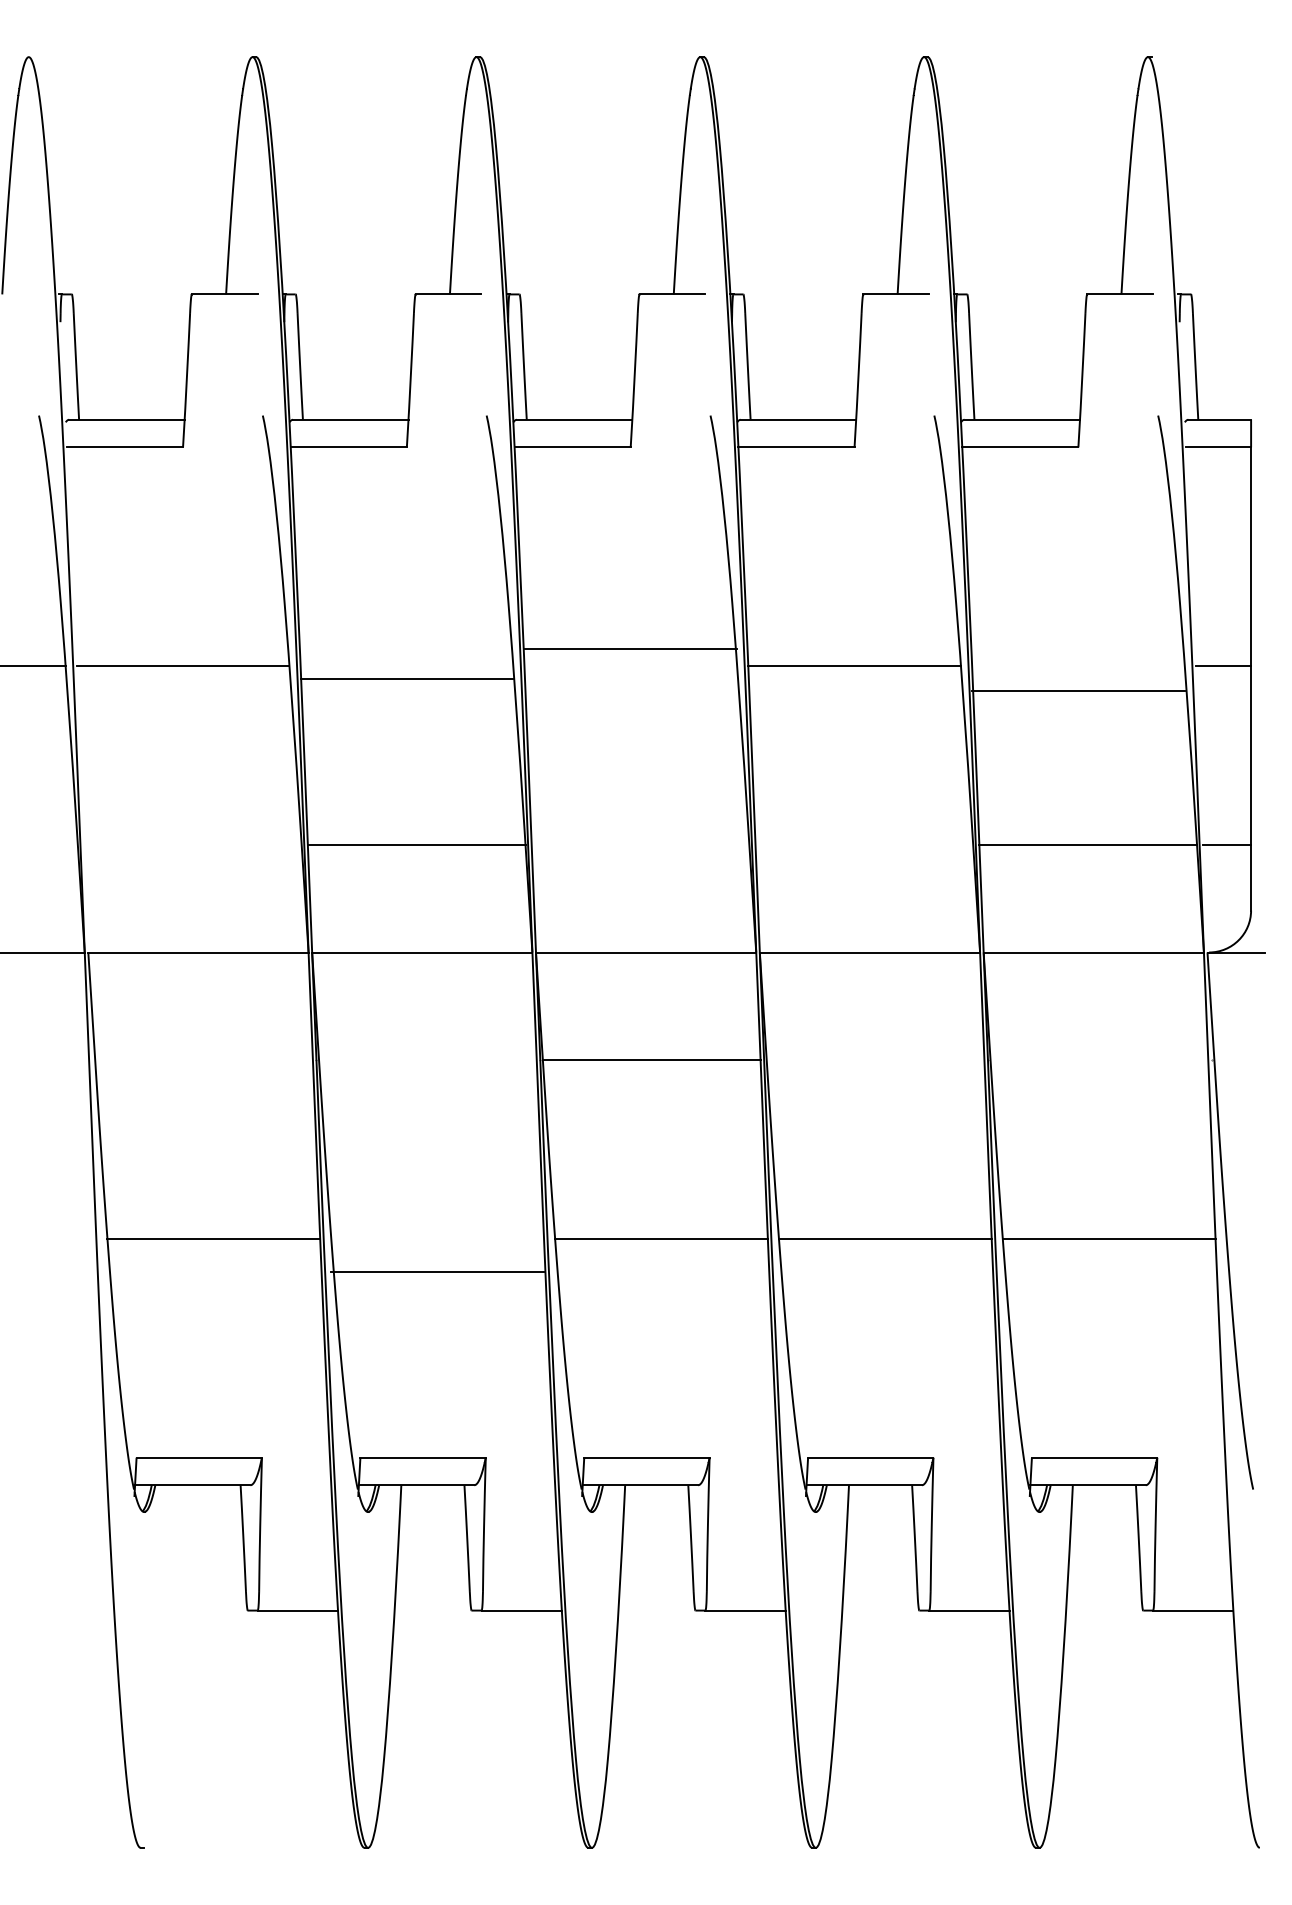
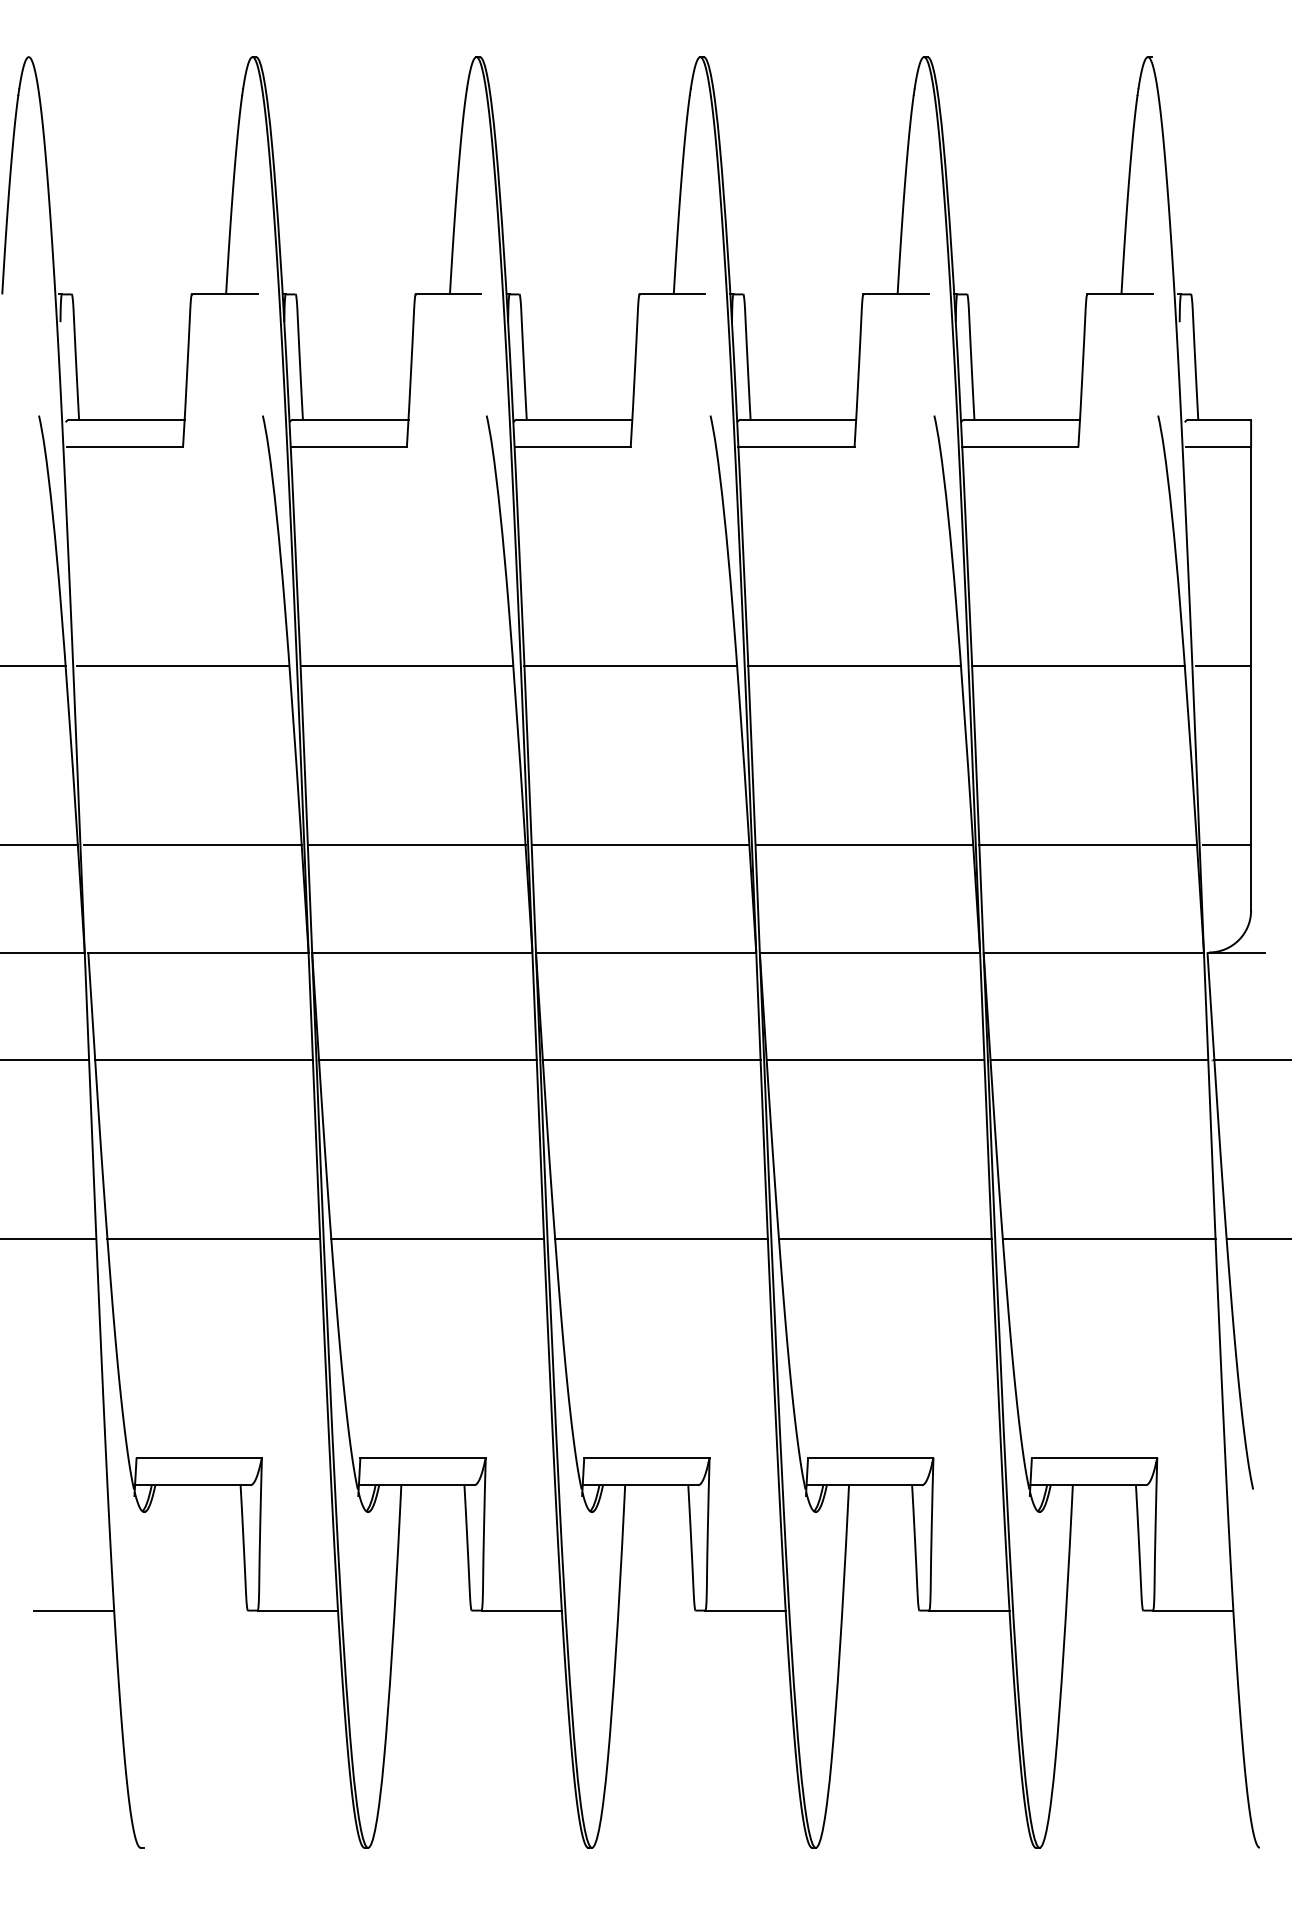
line position: (630, 648) -> (630, 665) (630, 665)
line position: (406, 678) -> (406, 665) (406, 665)
line position: (1078, 690) -> (1078, 665) (1078, 665)
line: none -> present (39, 845)
line: none -> present (192, 845)
line: none -> present (640, 845)
line: none -> present (864, 845)
line: none -> present (45, 1059)
line: none -> present (203, 1059)
line: none -> present (427, 1059)
line: none -> present (875, 1059)
line: none -> present (1099, 1059)
line: none -> present (1251, 1059)
line: none -> present (49, 1239)
line: none -> present (1257, 1239)
line position: (437, 1272) -> (437, 1239) (437, 1239)
line: none -> present (73, 1610)
